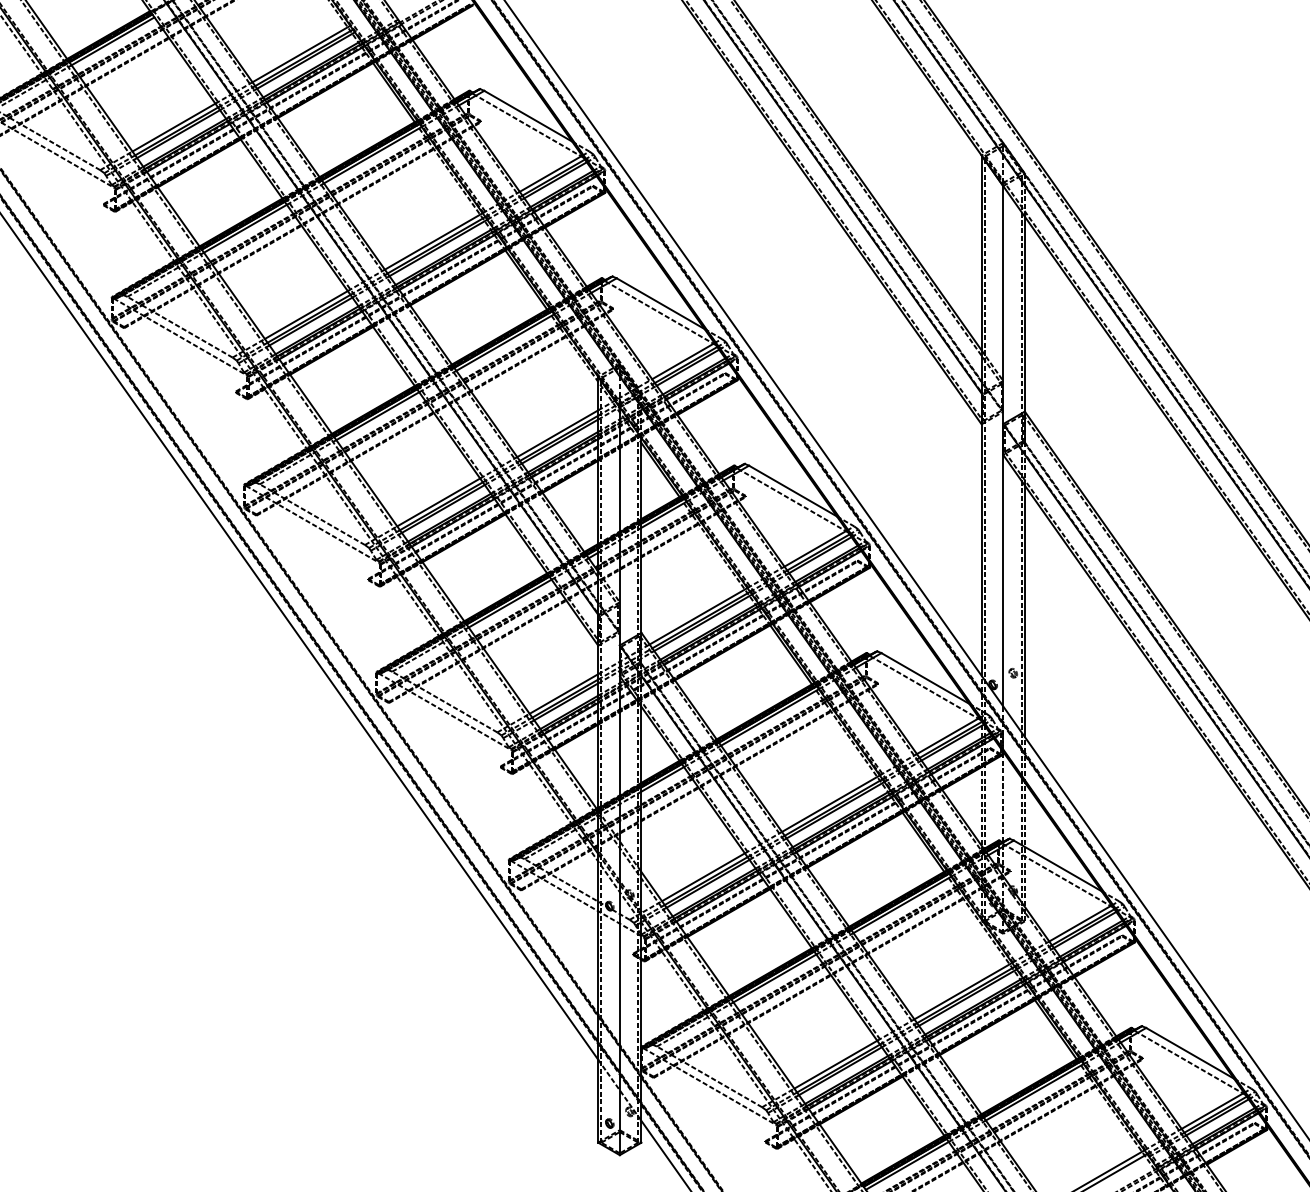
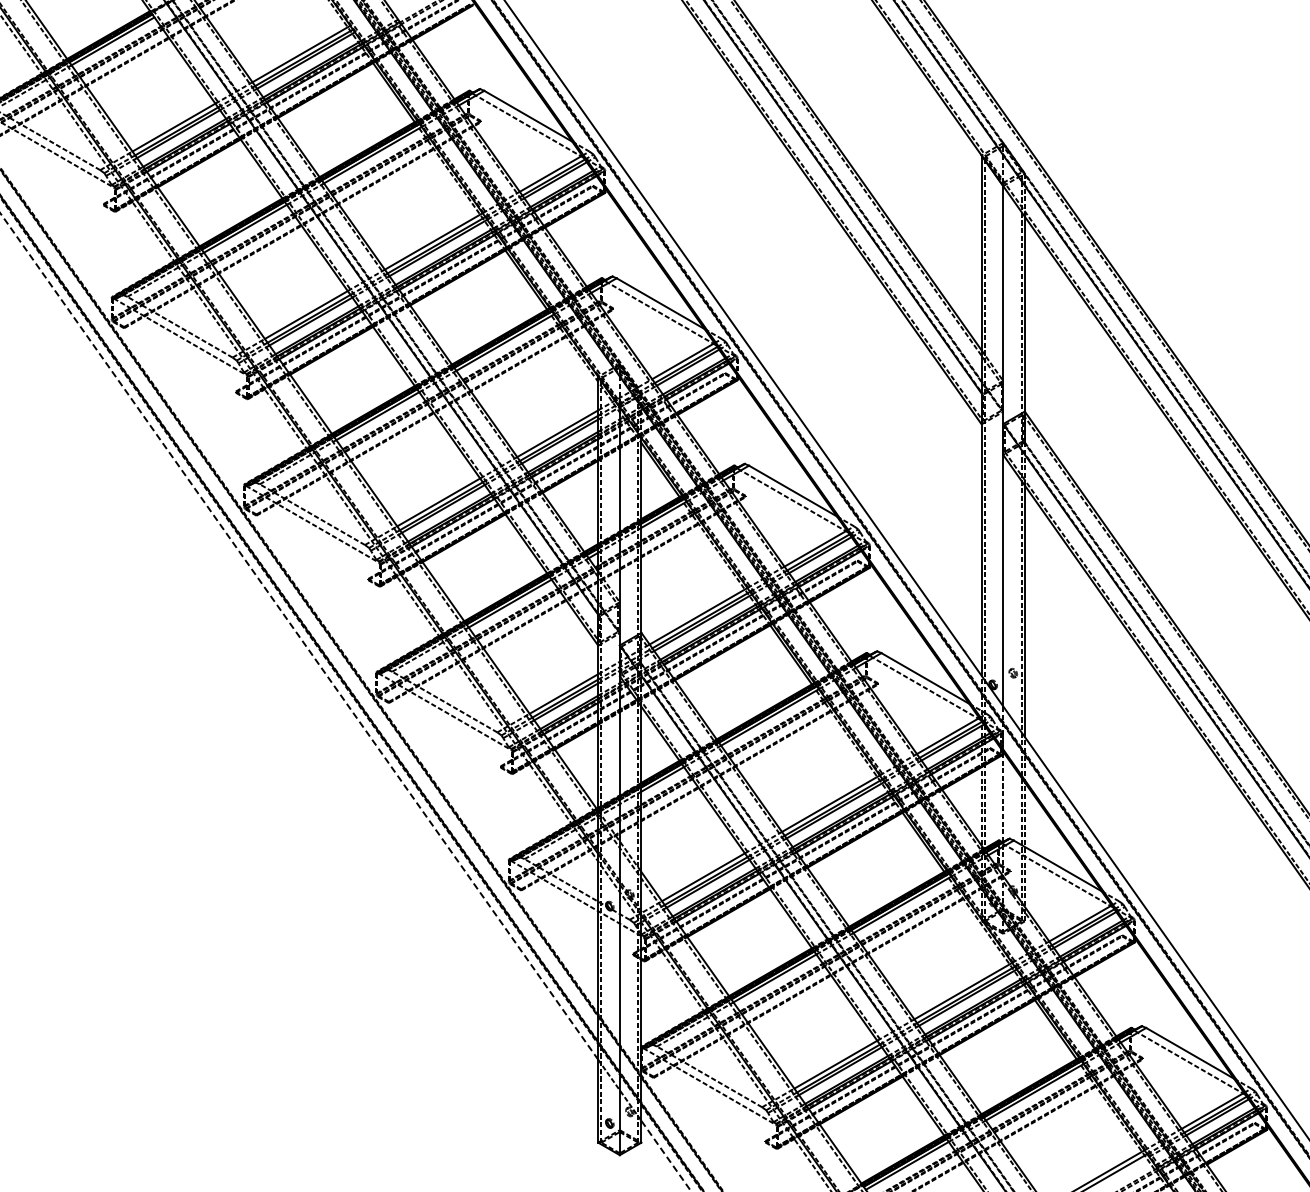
line: solid -> dashed (299, 636)
line: solid -> dashed (666, 1156)
